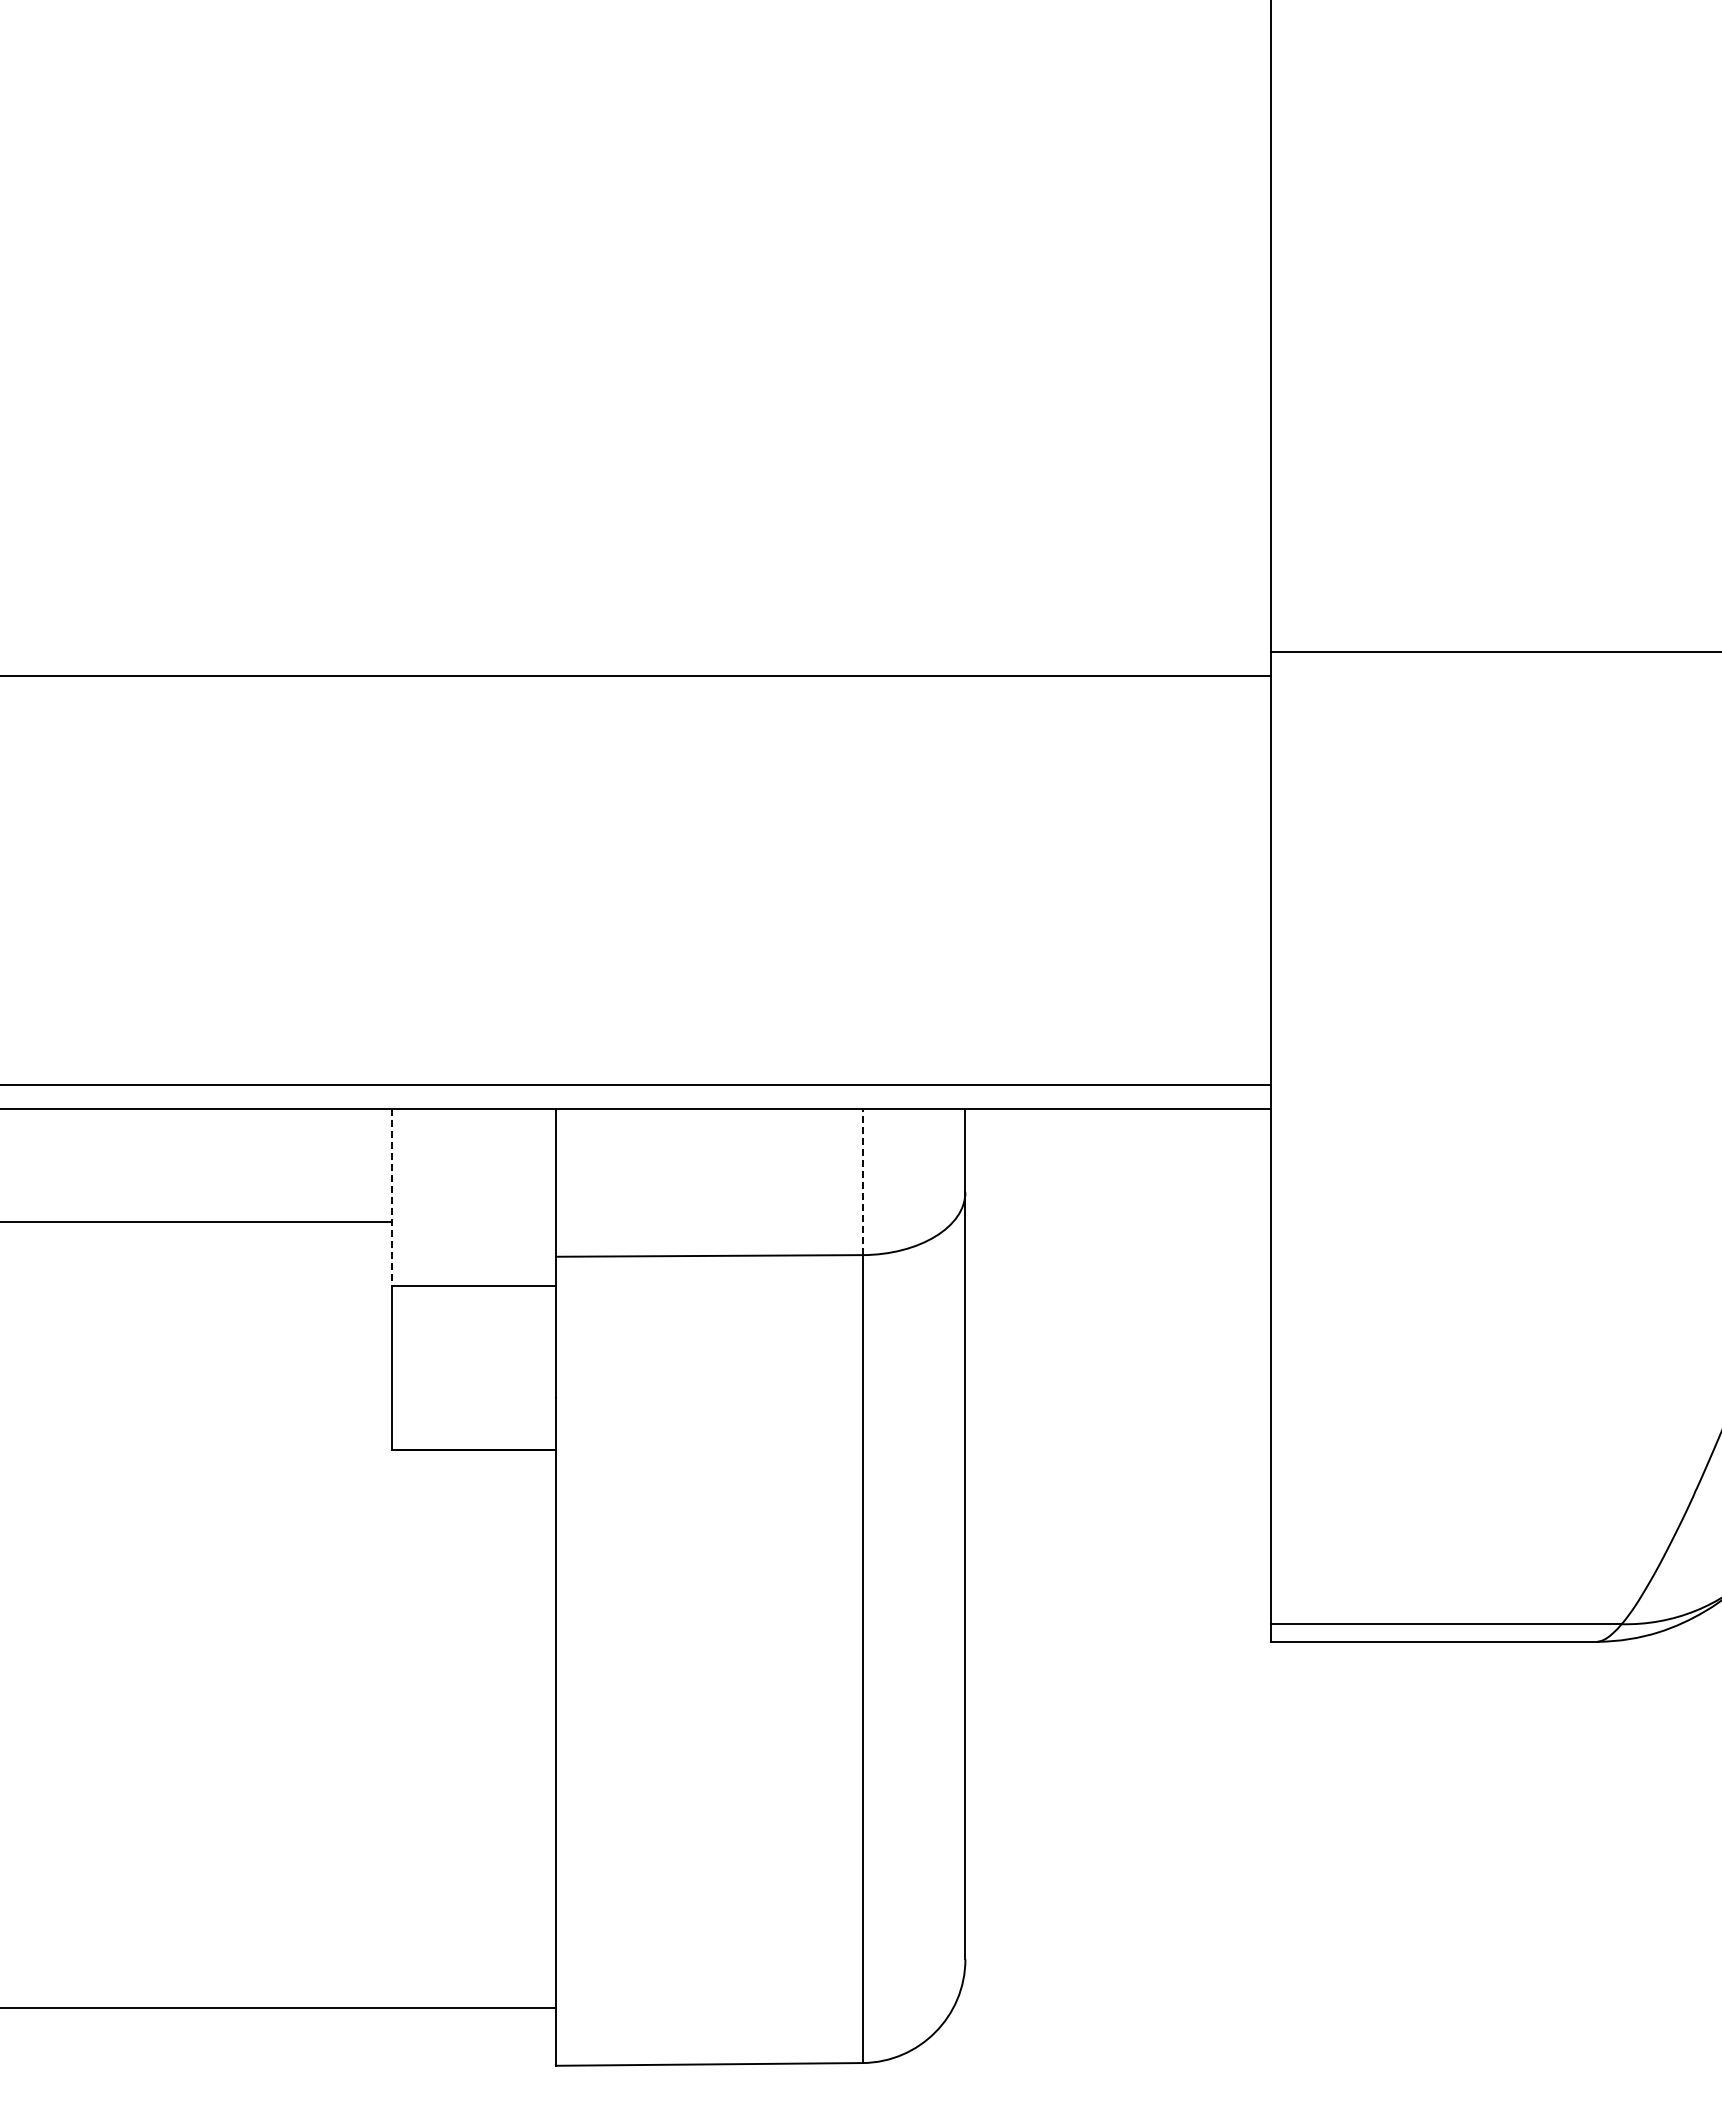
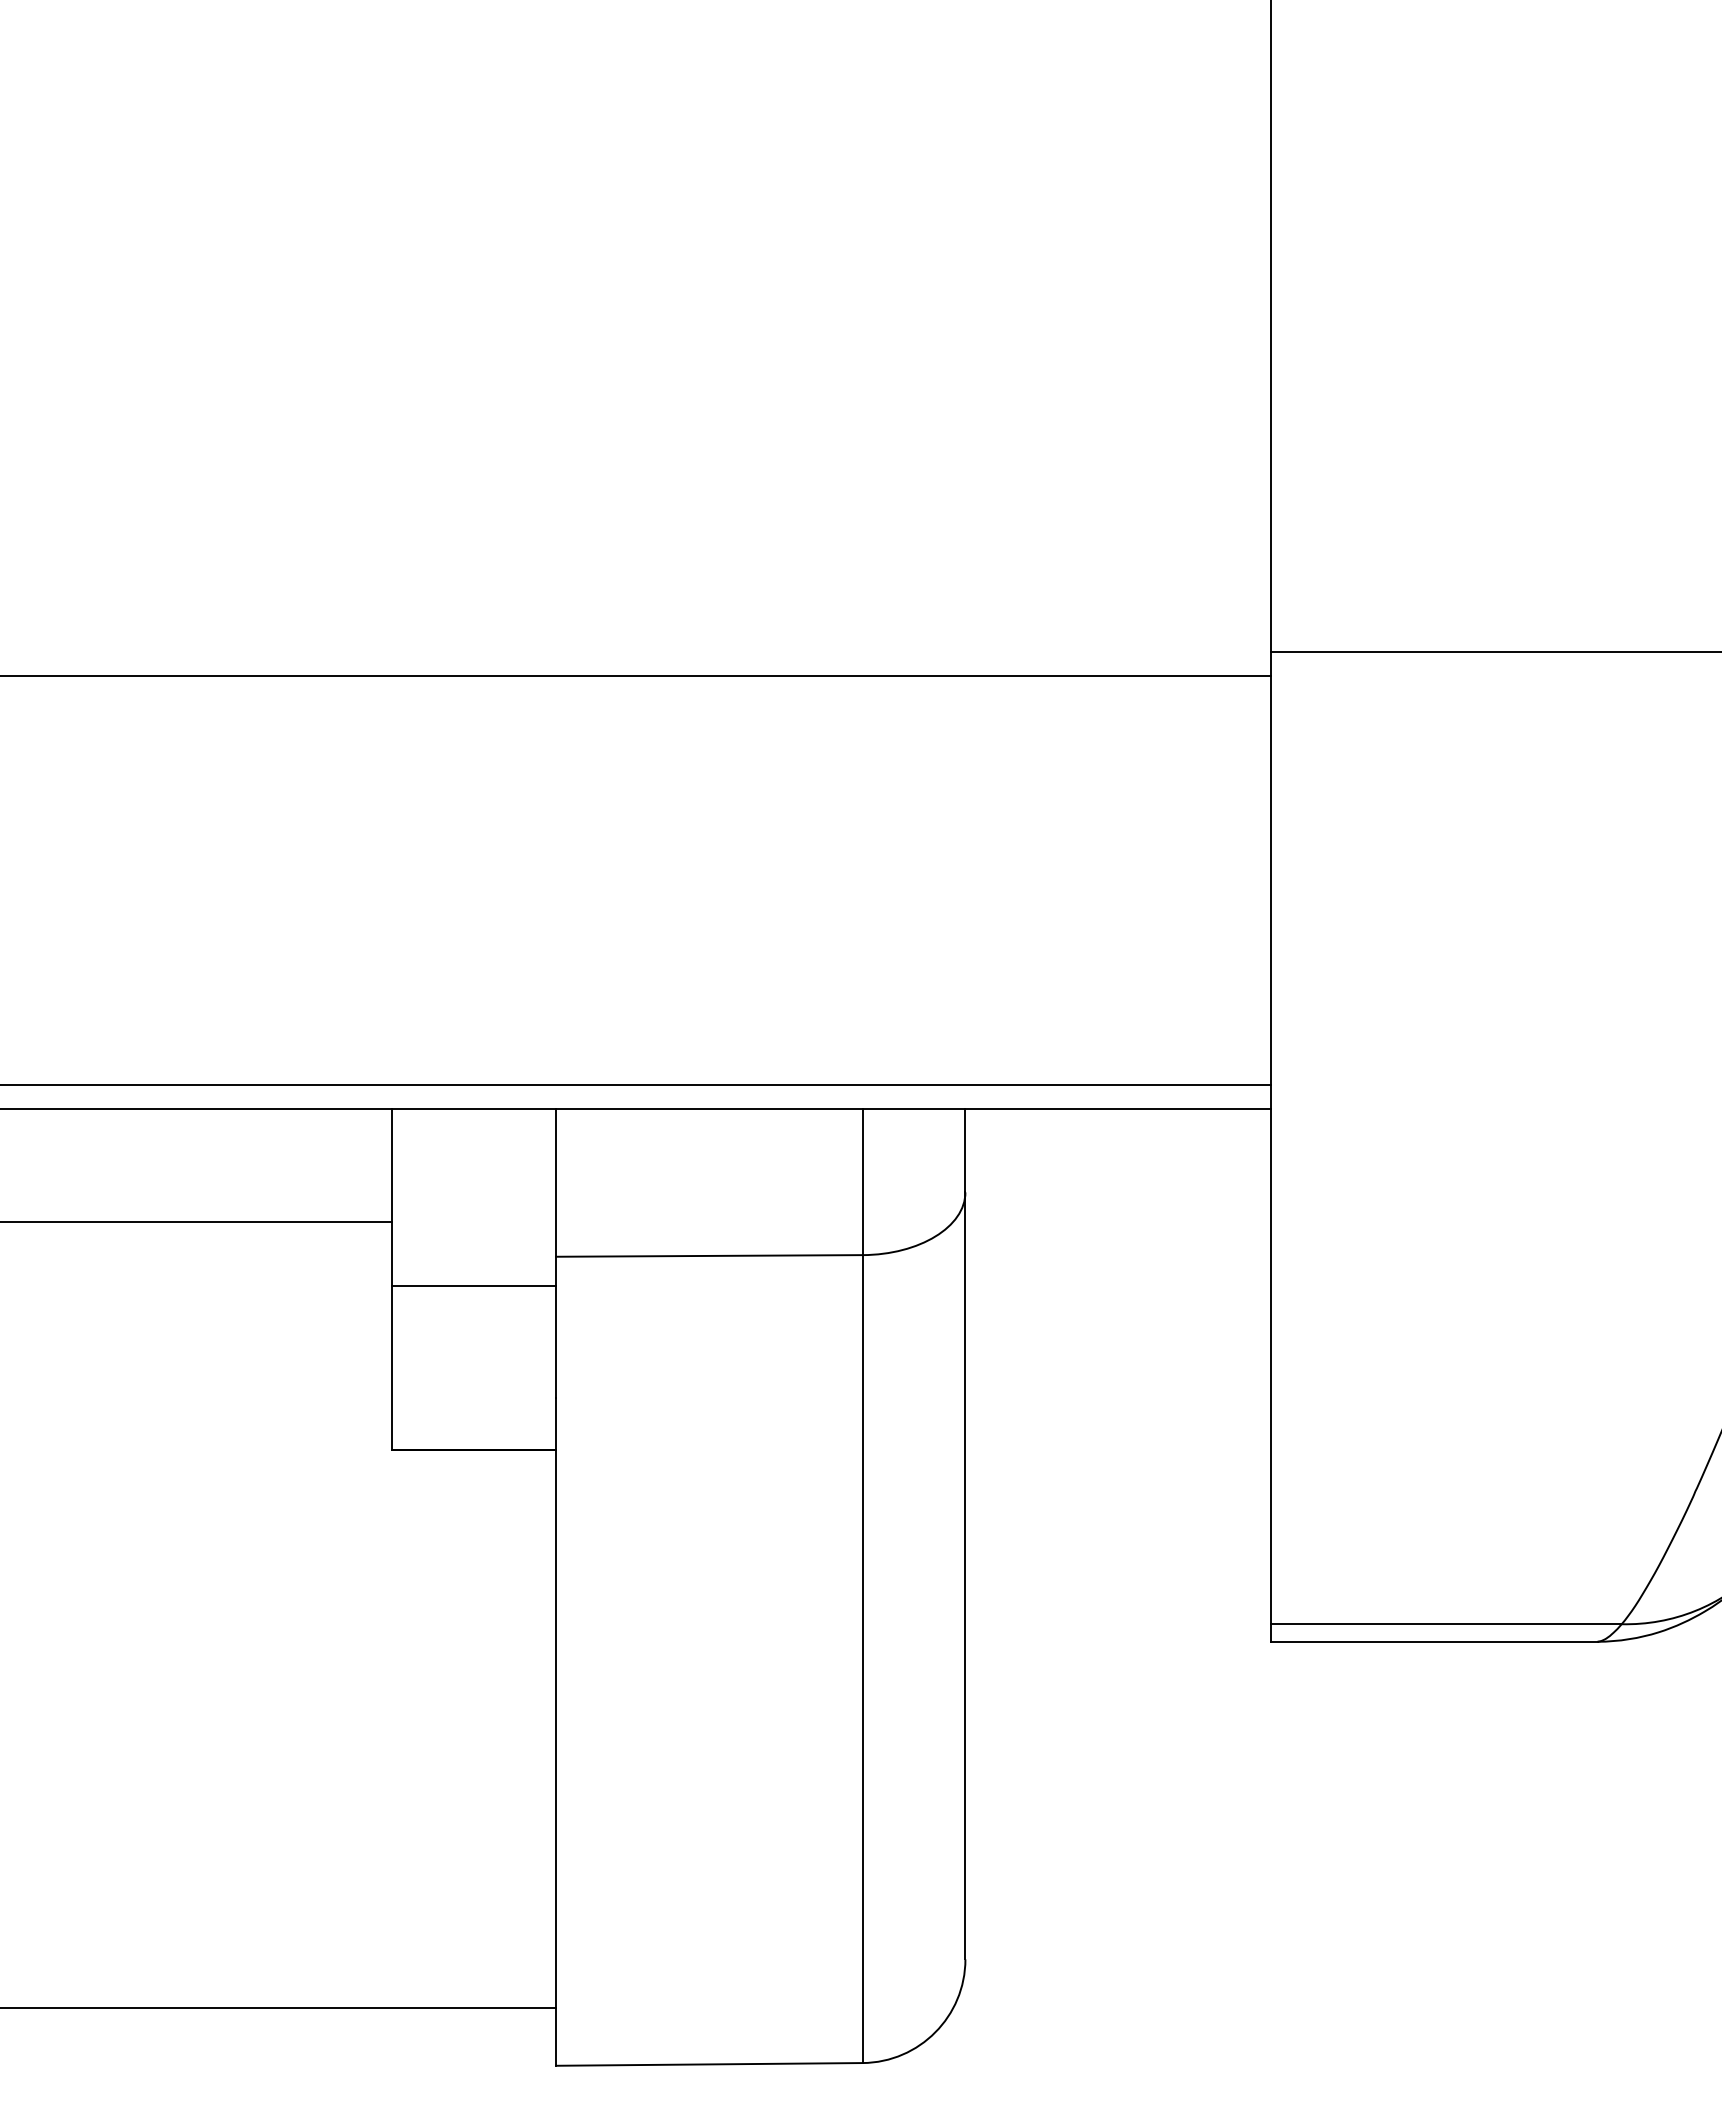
line: dashed -> solid (862, 1182)
line: dashed -> solid (392, 1198)
